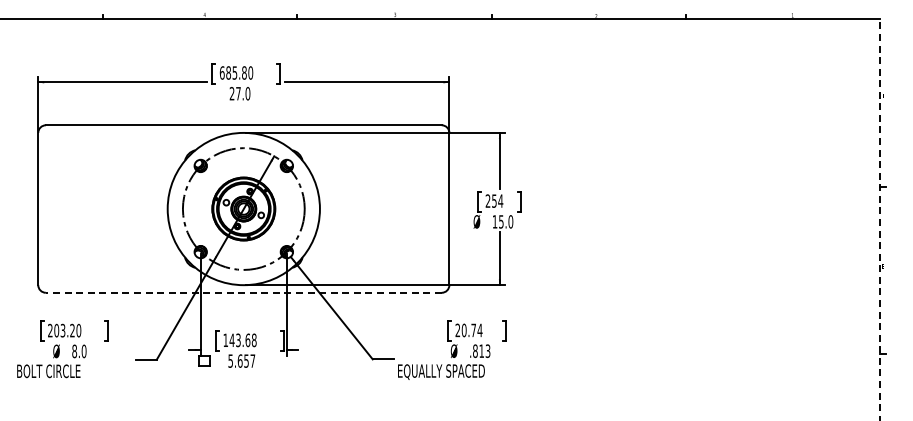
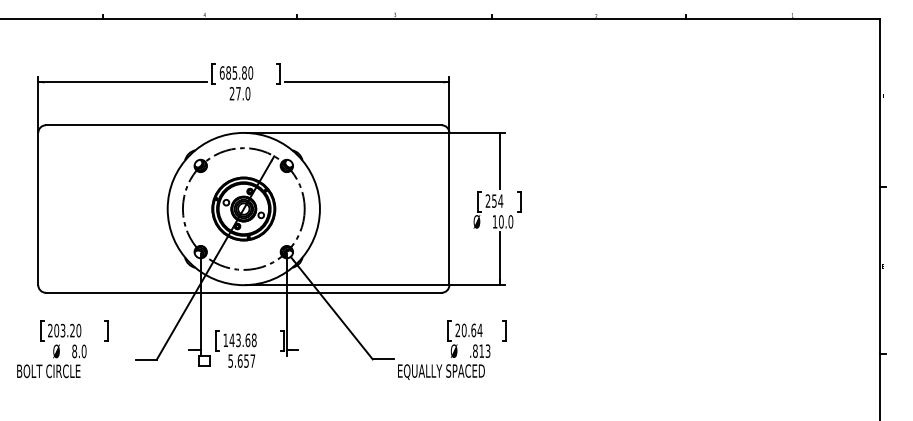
line: dashed -> solid (879, 219)
text: 15.0 -> 10.0 (501, 221)
line: dashed -> solid (243, 292)
text: 20.74 -> 20.64 (473, 330)
